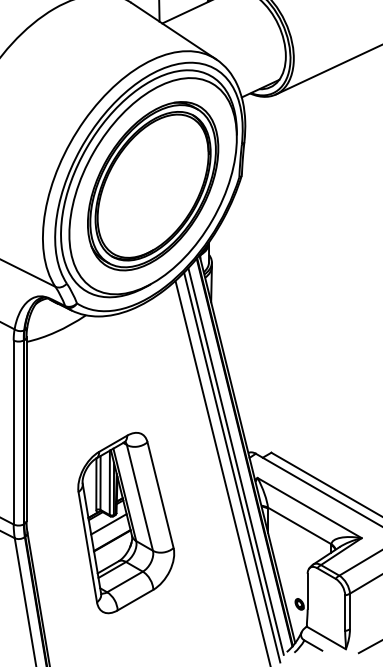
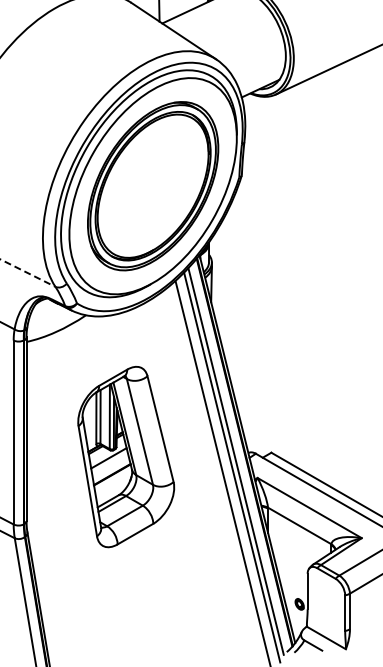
line: solid -> dashed (27, 273)
part position: (126, 523) -> (126, 457) (126, 457)
line: present -> none (368, 647)
